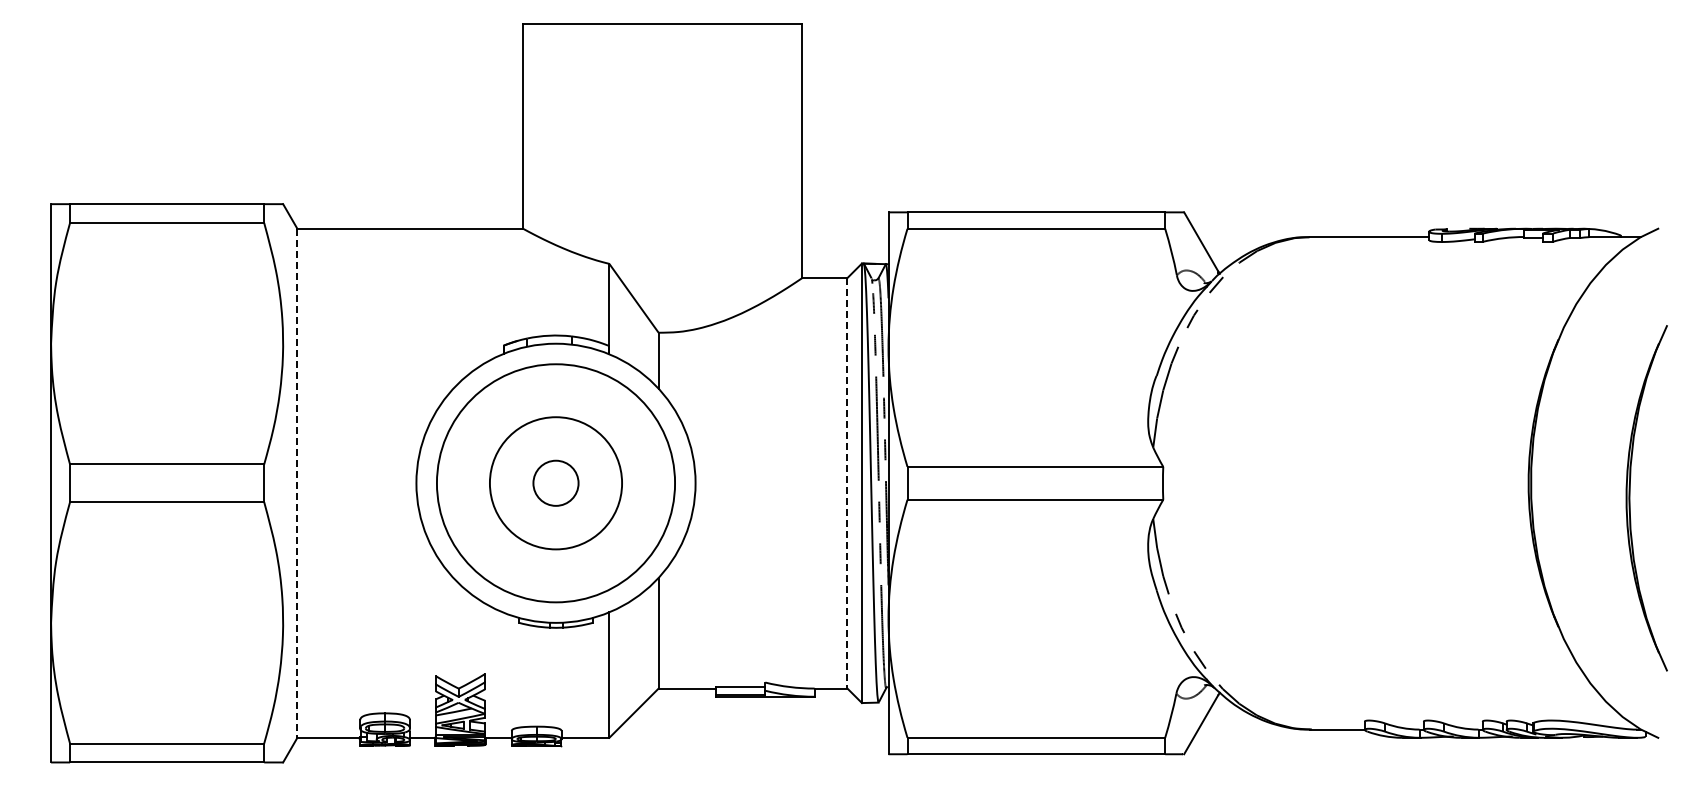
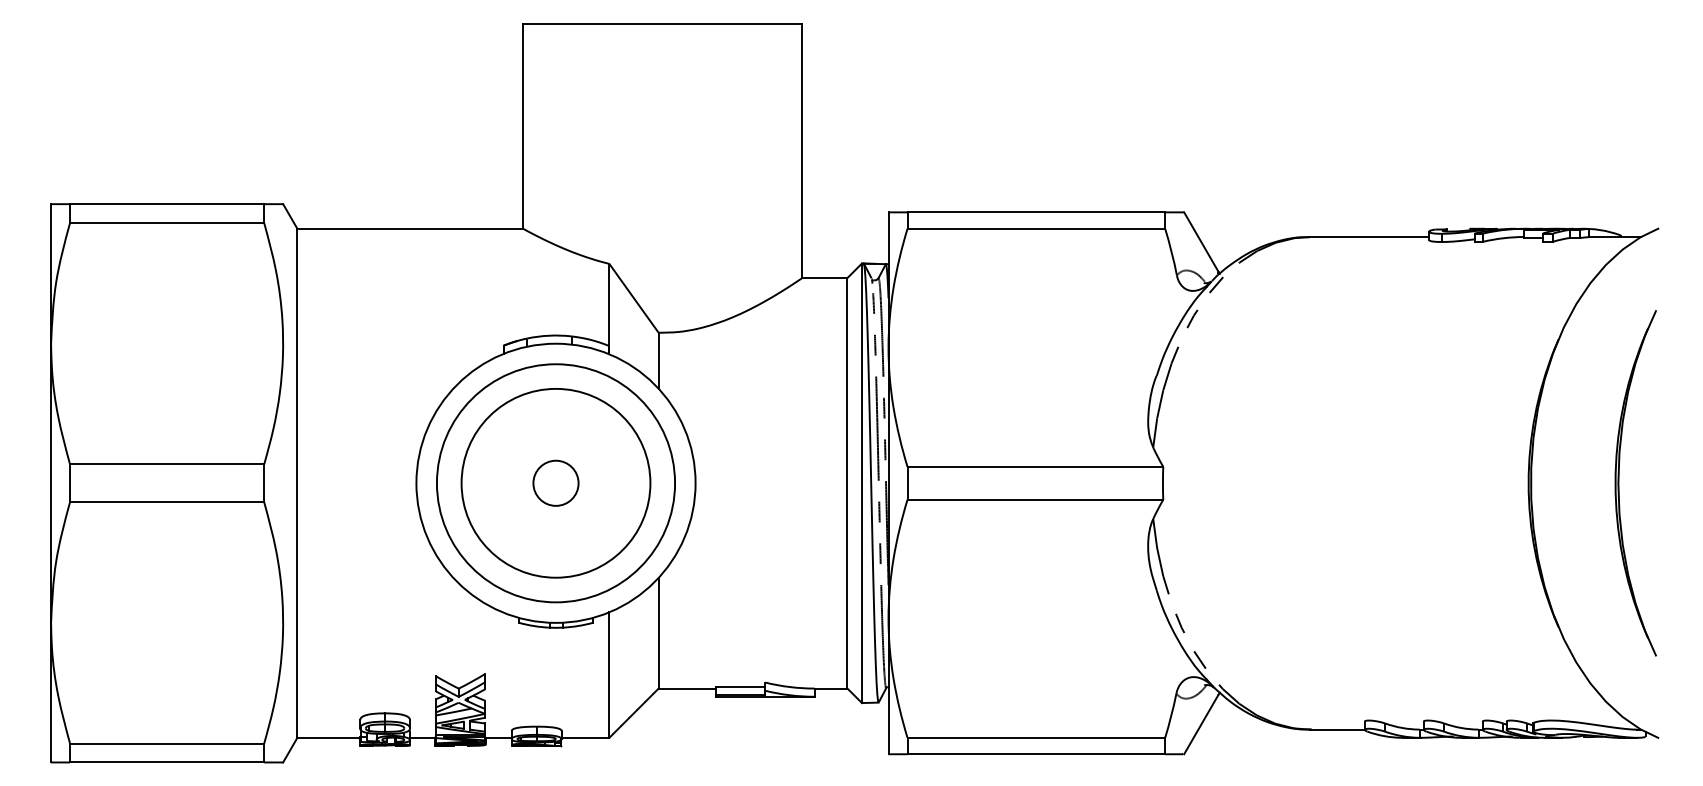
line: dashed -> solid (297, 483)
circle diameter: 132 px -> 189 px (555, 482)
line: dashed -> solid (847, 483)
part position: (1630, 498) -> (1619, 483) (1619, 483)
